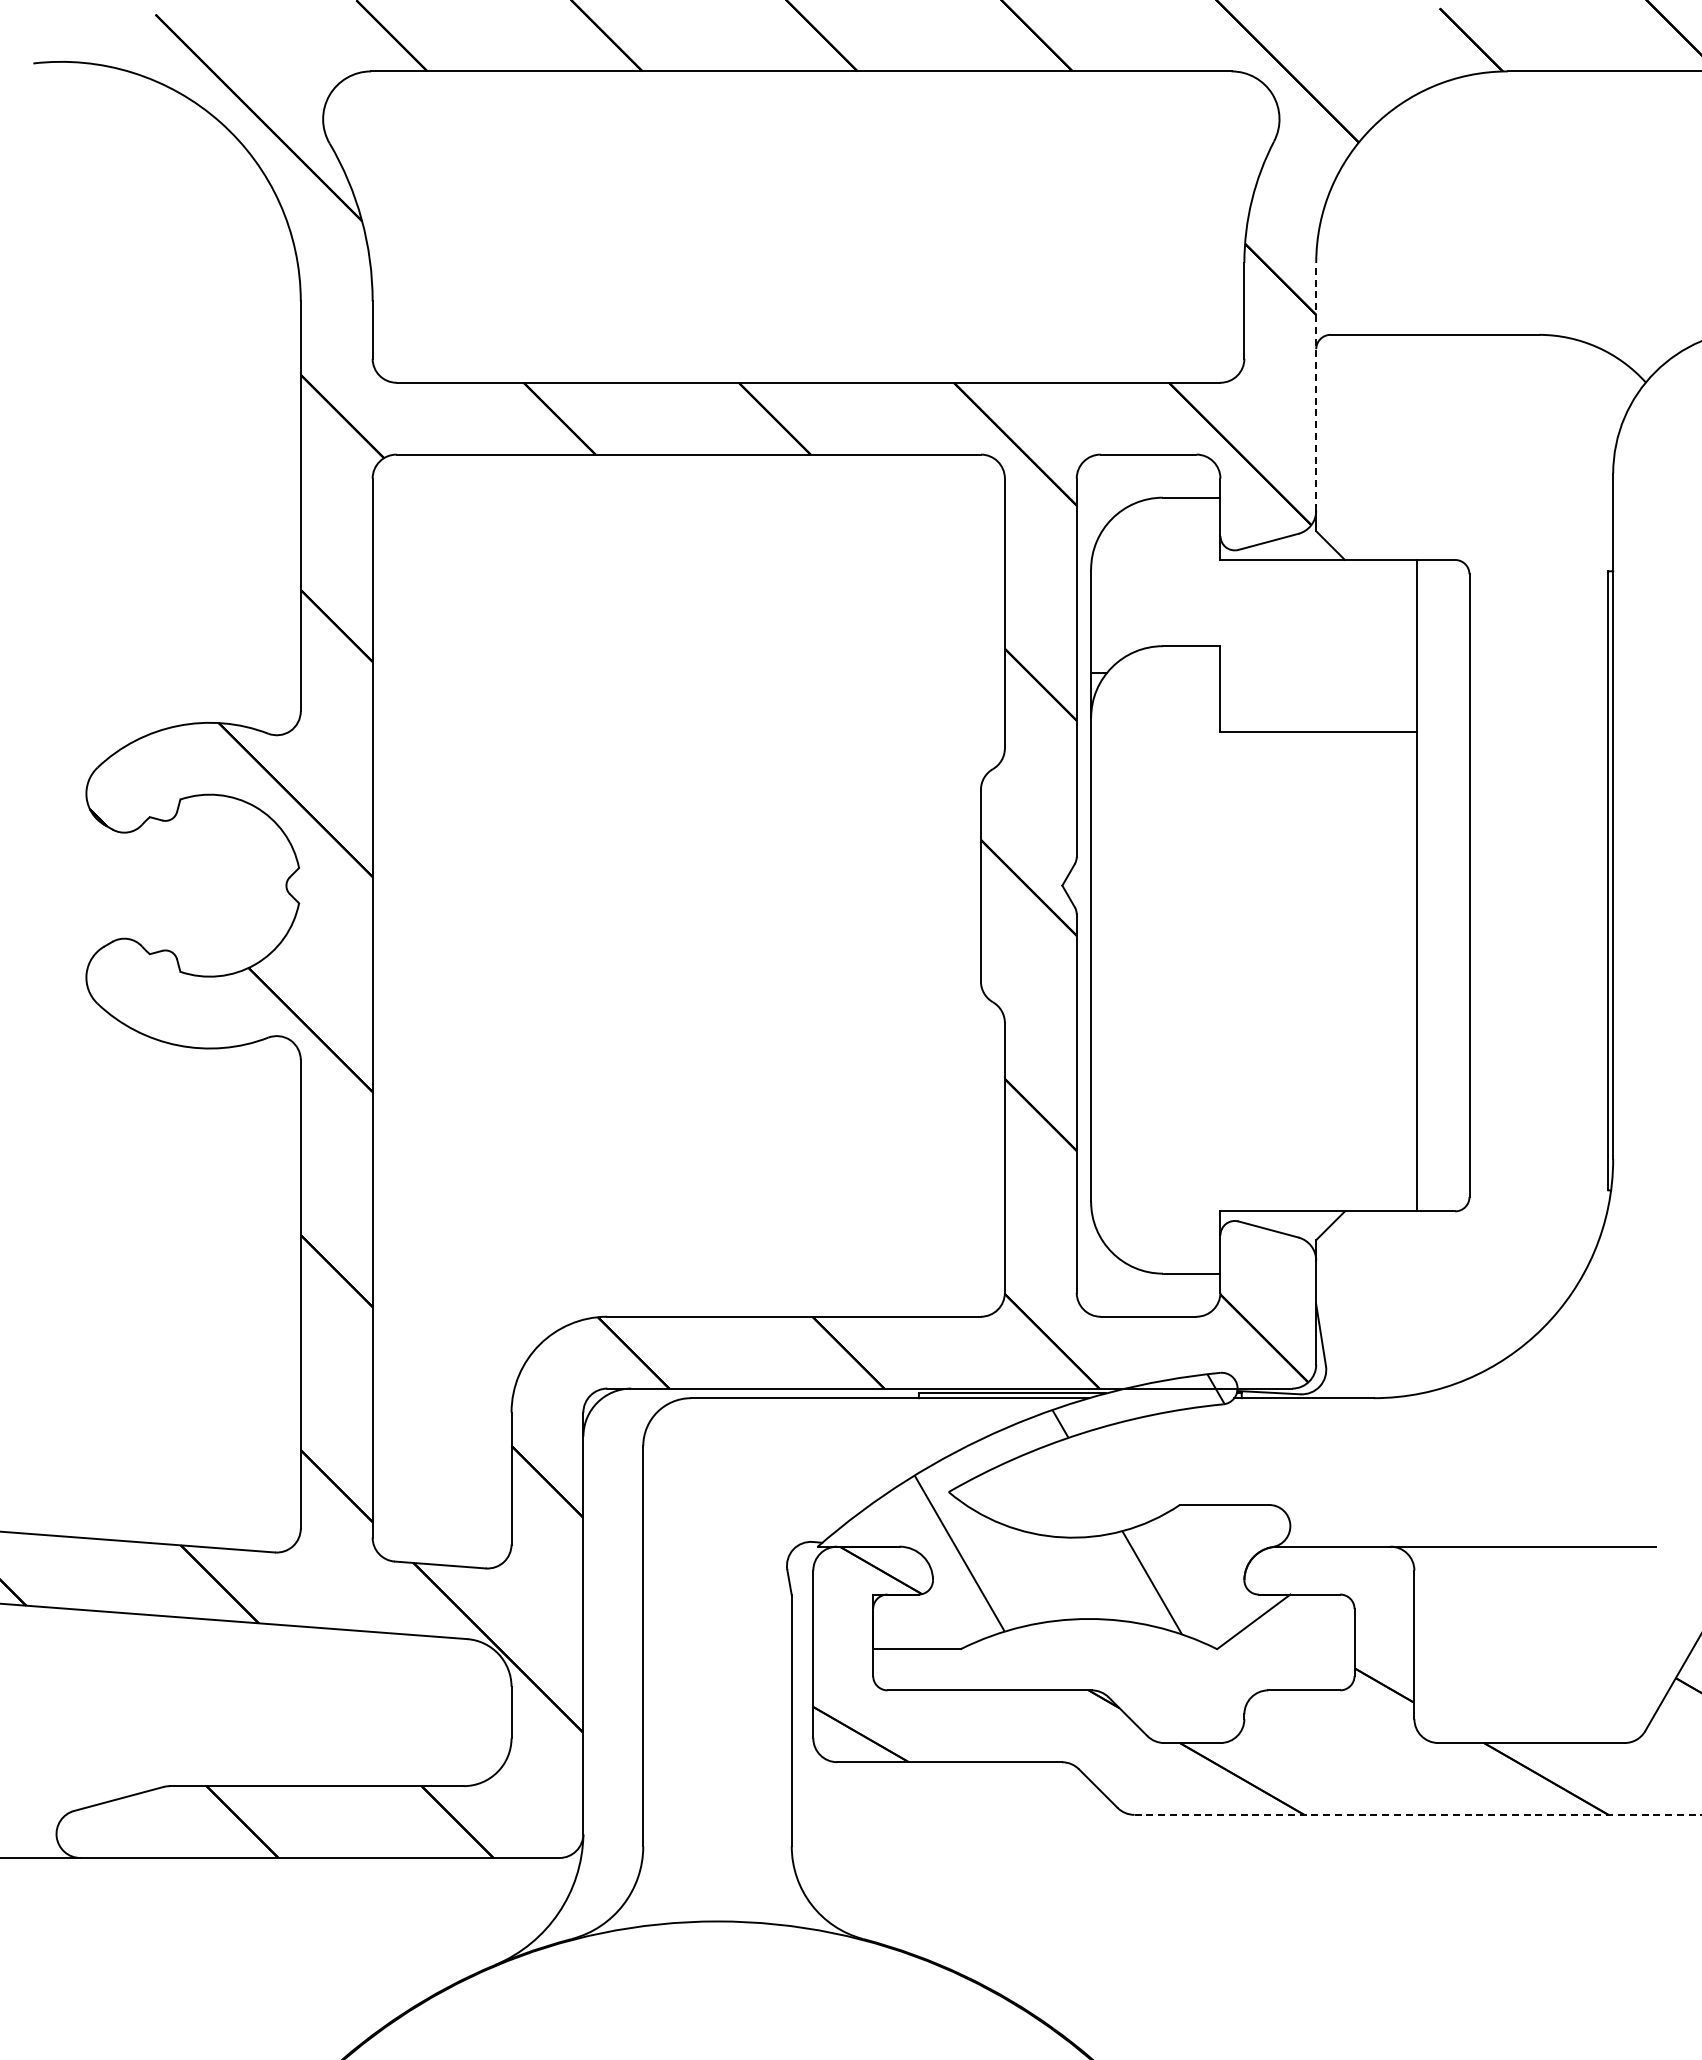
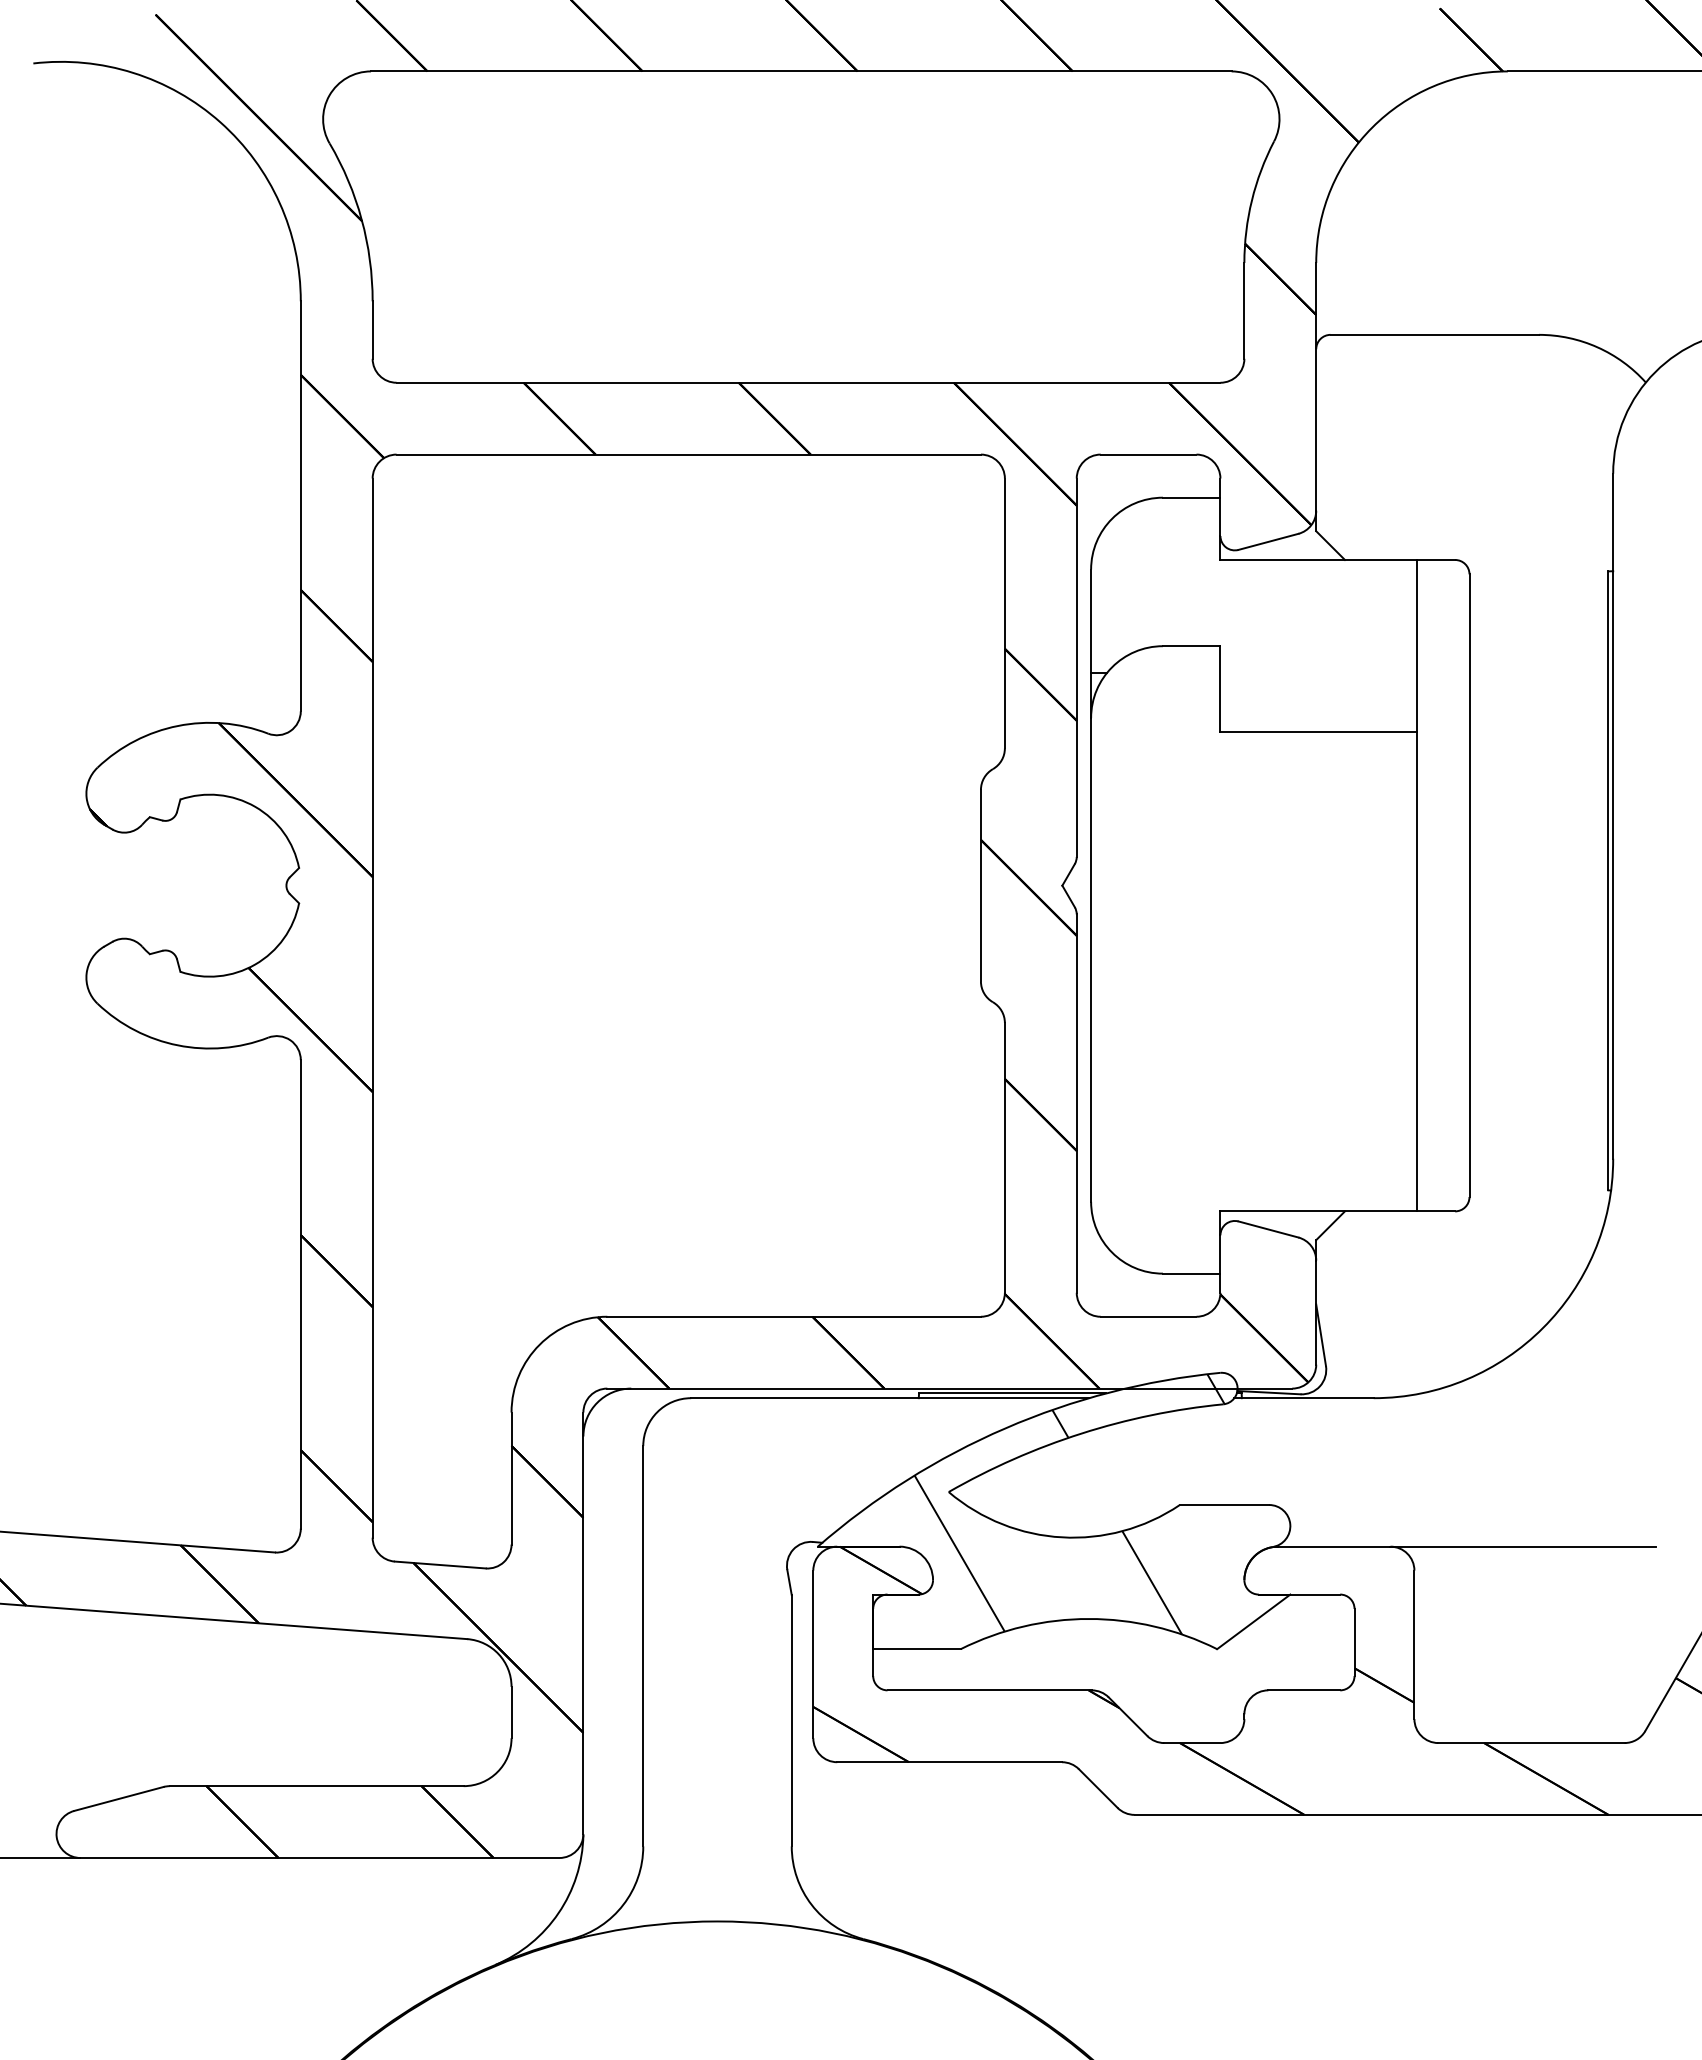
line: dashed -> solid (1316, 386)
line: dashed -> solid (1418, 1814)
